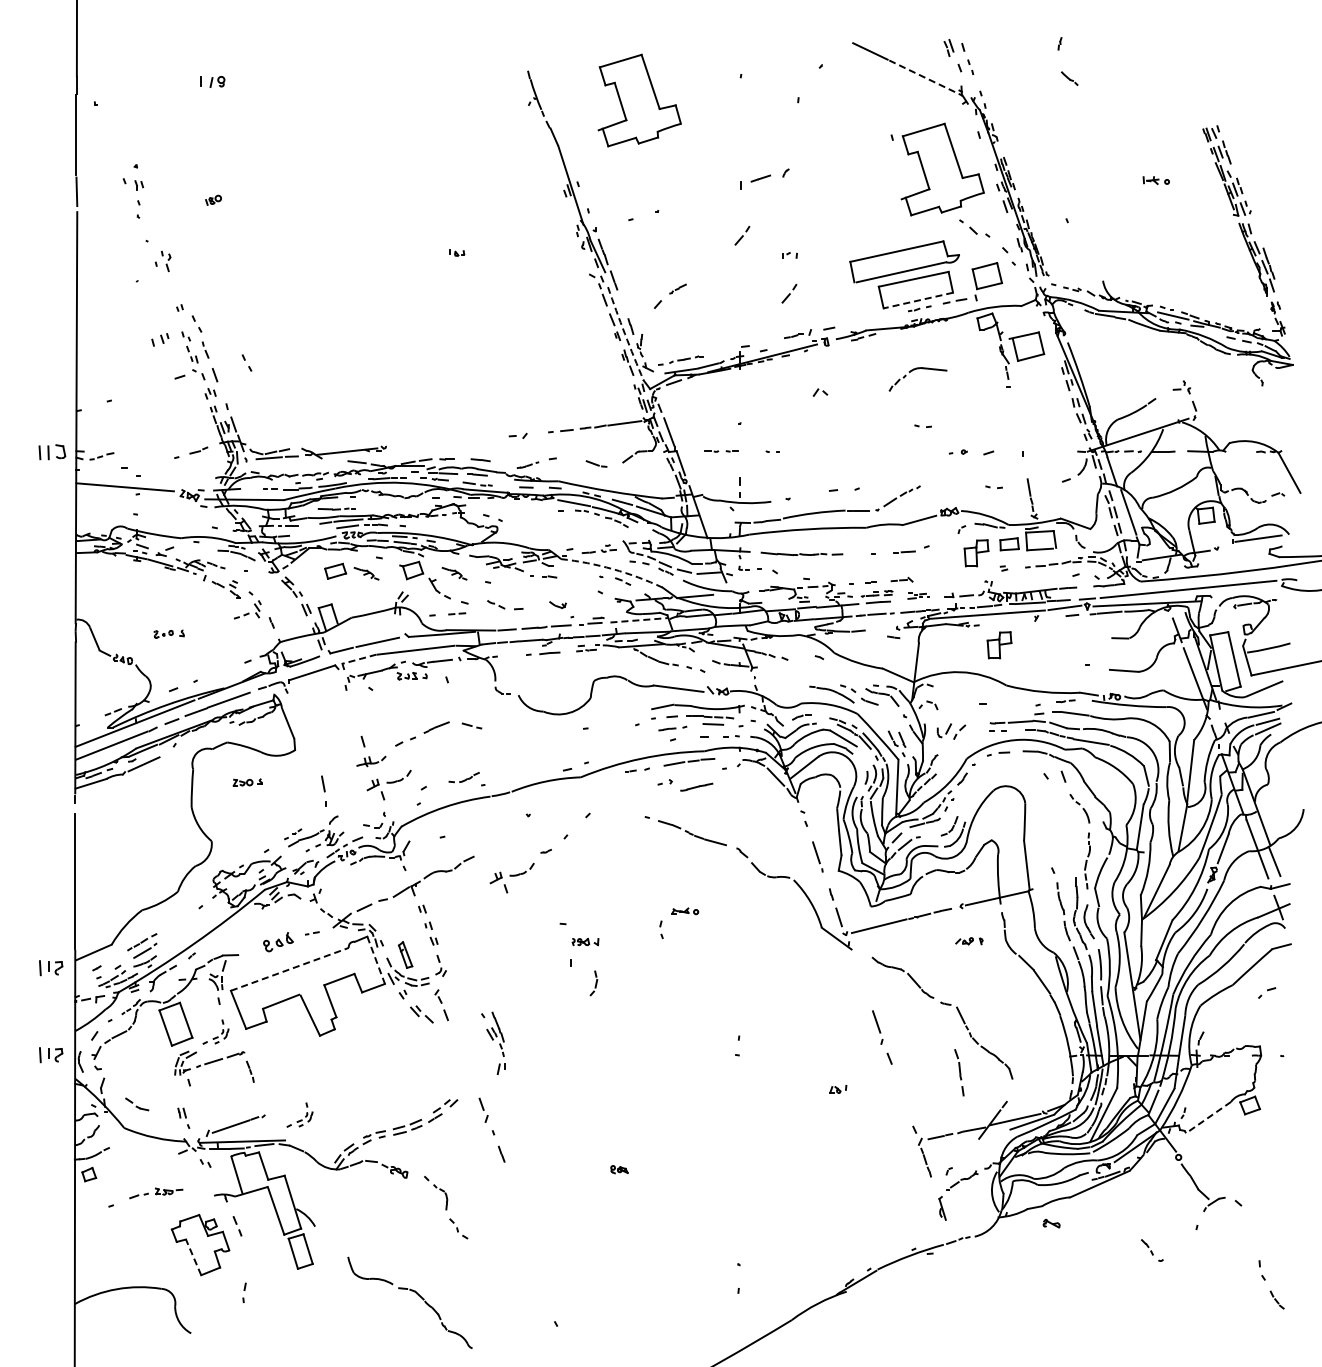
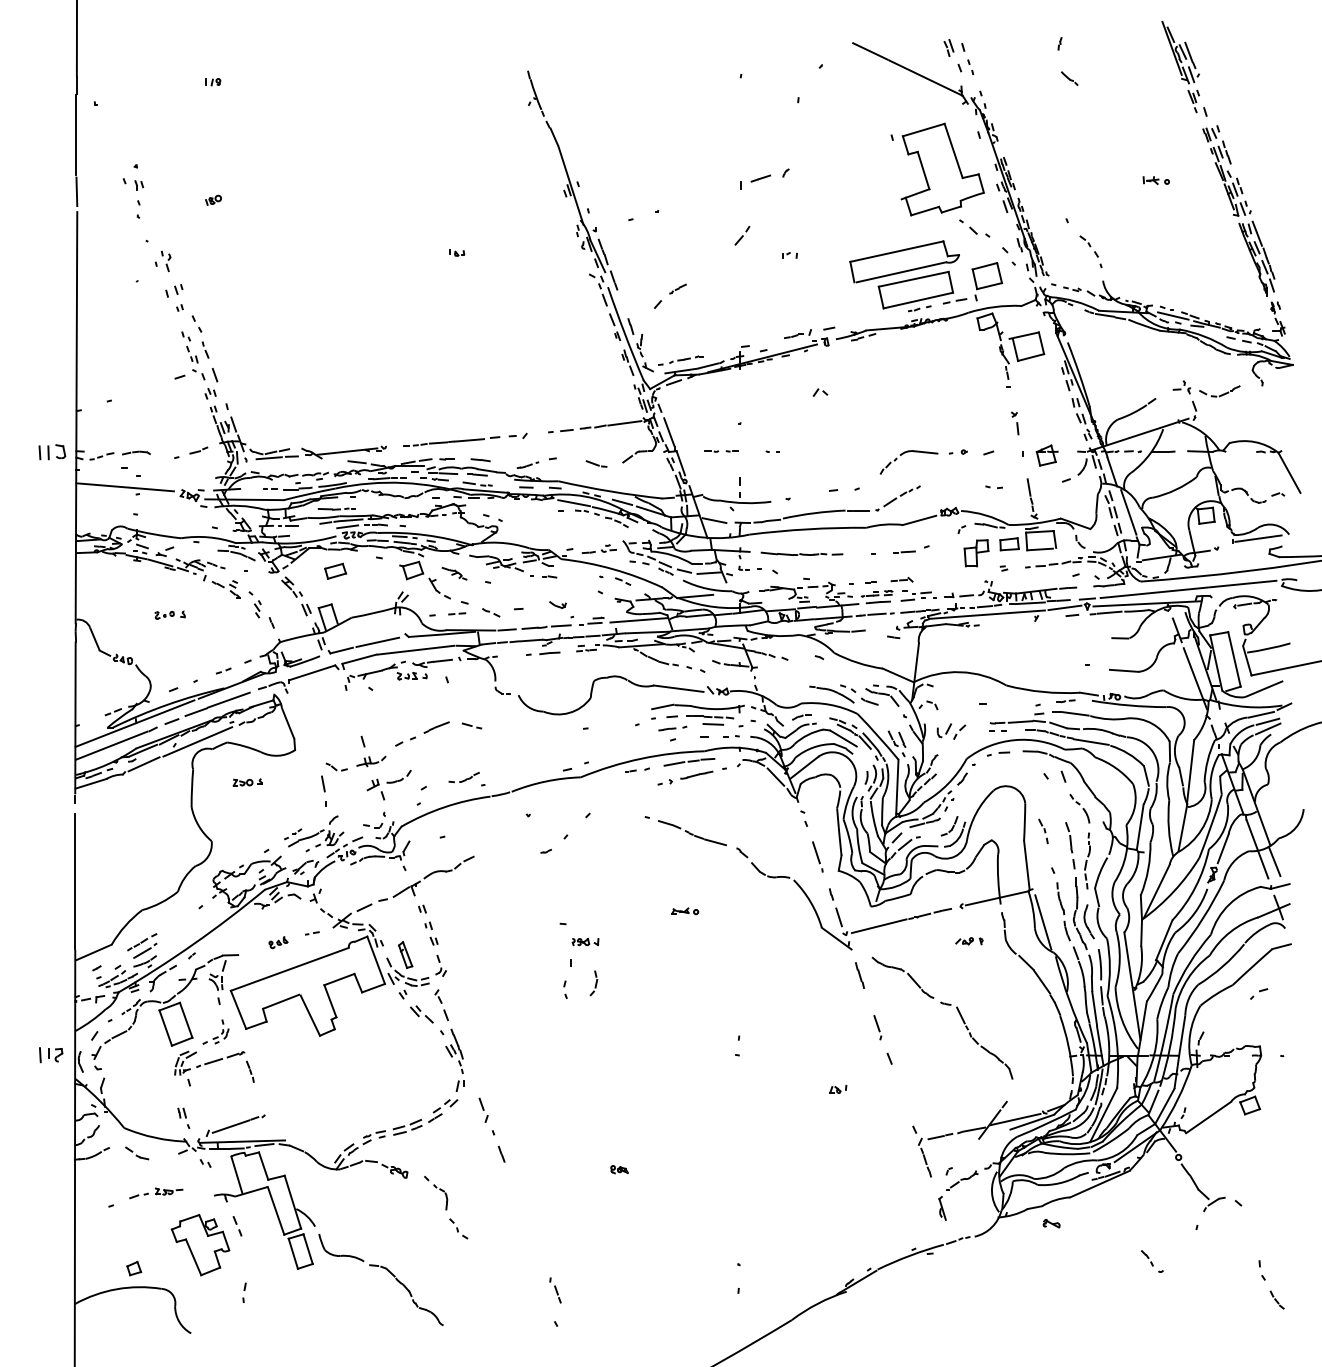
part: none -> present (1184, 68)
line: dashed -> solid (925, 78)
part size: 26x12 px -> 17x9 px (213, 82)
part: present -> none (639, 100)
line: none -> present (1256, 233)
part: none -> present (1090, 251)
part: present -> none (789, 293)
line: dashed -> solid (918, 300)
arc: dashed -> solid (625, 334)
part position: (160, 339) -> (174, 290) (174, 290)
part: present -> none (246, 362)
part position: (912, 371) -> (903, 454) (903, 454)
part: none -> present (1219, 391)
part: none -> present (1015, 423)
part: present -> none (922, 425)
part: none -> present (451, 441)
part: none -> present (136, 452)
part: none -> present (1046, 455)
line: none -> present (714, 520)
arc: dashed -> solid (613, 569)
part: present -> none (366, 573)
part size: 23x8 px -> 37x12 px (918, 595)
part position: (496, 604) -> (491, 612) (491, 612)
part position: (241, 615) -> (223, 670) (223, 670)
line: dashed -> solid (639, 620)
part position: (168, 633) -> (169, 614) (169, 614)
part: present -> none (999, 645)
line: dashed -> solid (359, 659)
line: none -> present (197, 741)
part: none -> present (336, 766)
line position: (696, 786) -> (696, 774) (696, 774)
part: none -> present (1043, 831)
part: present -> none (511, 877)
line: none -> present (1043, 922)
part position: (661, 929) -> (565, 989) (565, 989)
part size: 31x21 px -> 21x14 px (278, 942)
line: dashed -> solid (376, 960)
part: present -> none (51, 968)
line: dashed -> solid (289, 969)
line: none -> present (859, 975)
part position: (1267, 992) -> (1259, 993) (1259, 993)
part size: 12x35 px -> 10x26 px (877, 1027)
part position: (493, 1042) -> (452, 1059) (452, 1059)
part position: (959, 1072) -> (1070, 845) (1070, 845)
part position: (137, 1104) -> (137, 1153) (137, 1153)
part: present -> none (299, 1114)
line: dashed -> solid (1208, 1117)
part position: (89, 1174) -> (134, 1268) (134, 1268)
part position: (1152, 1250) -> (1152, 1261) (1152, 1261)
line: dashed -> solid (193, 1256)
part: none -> present (555, 1290)
part position: (416, 1294) -> (387, 1271) (387, 1271)
